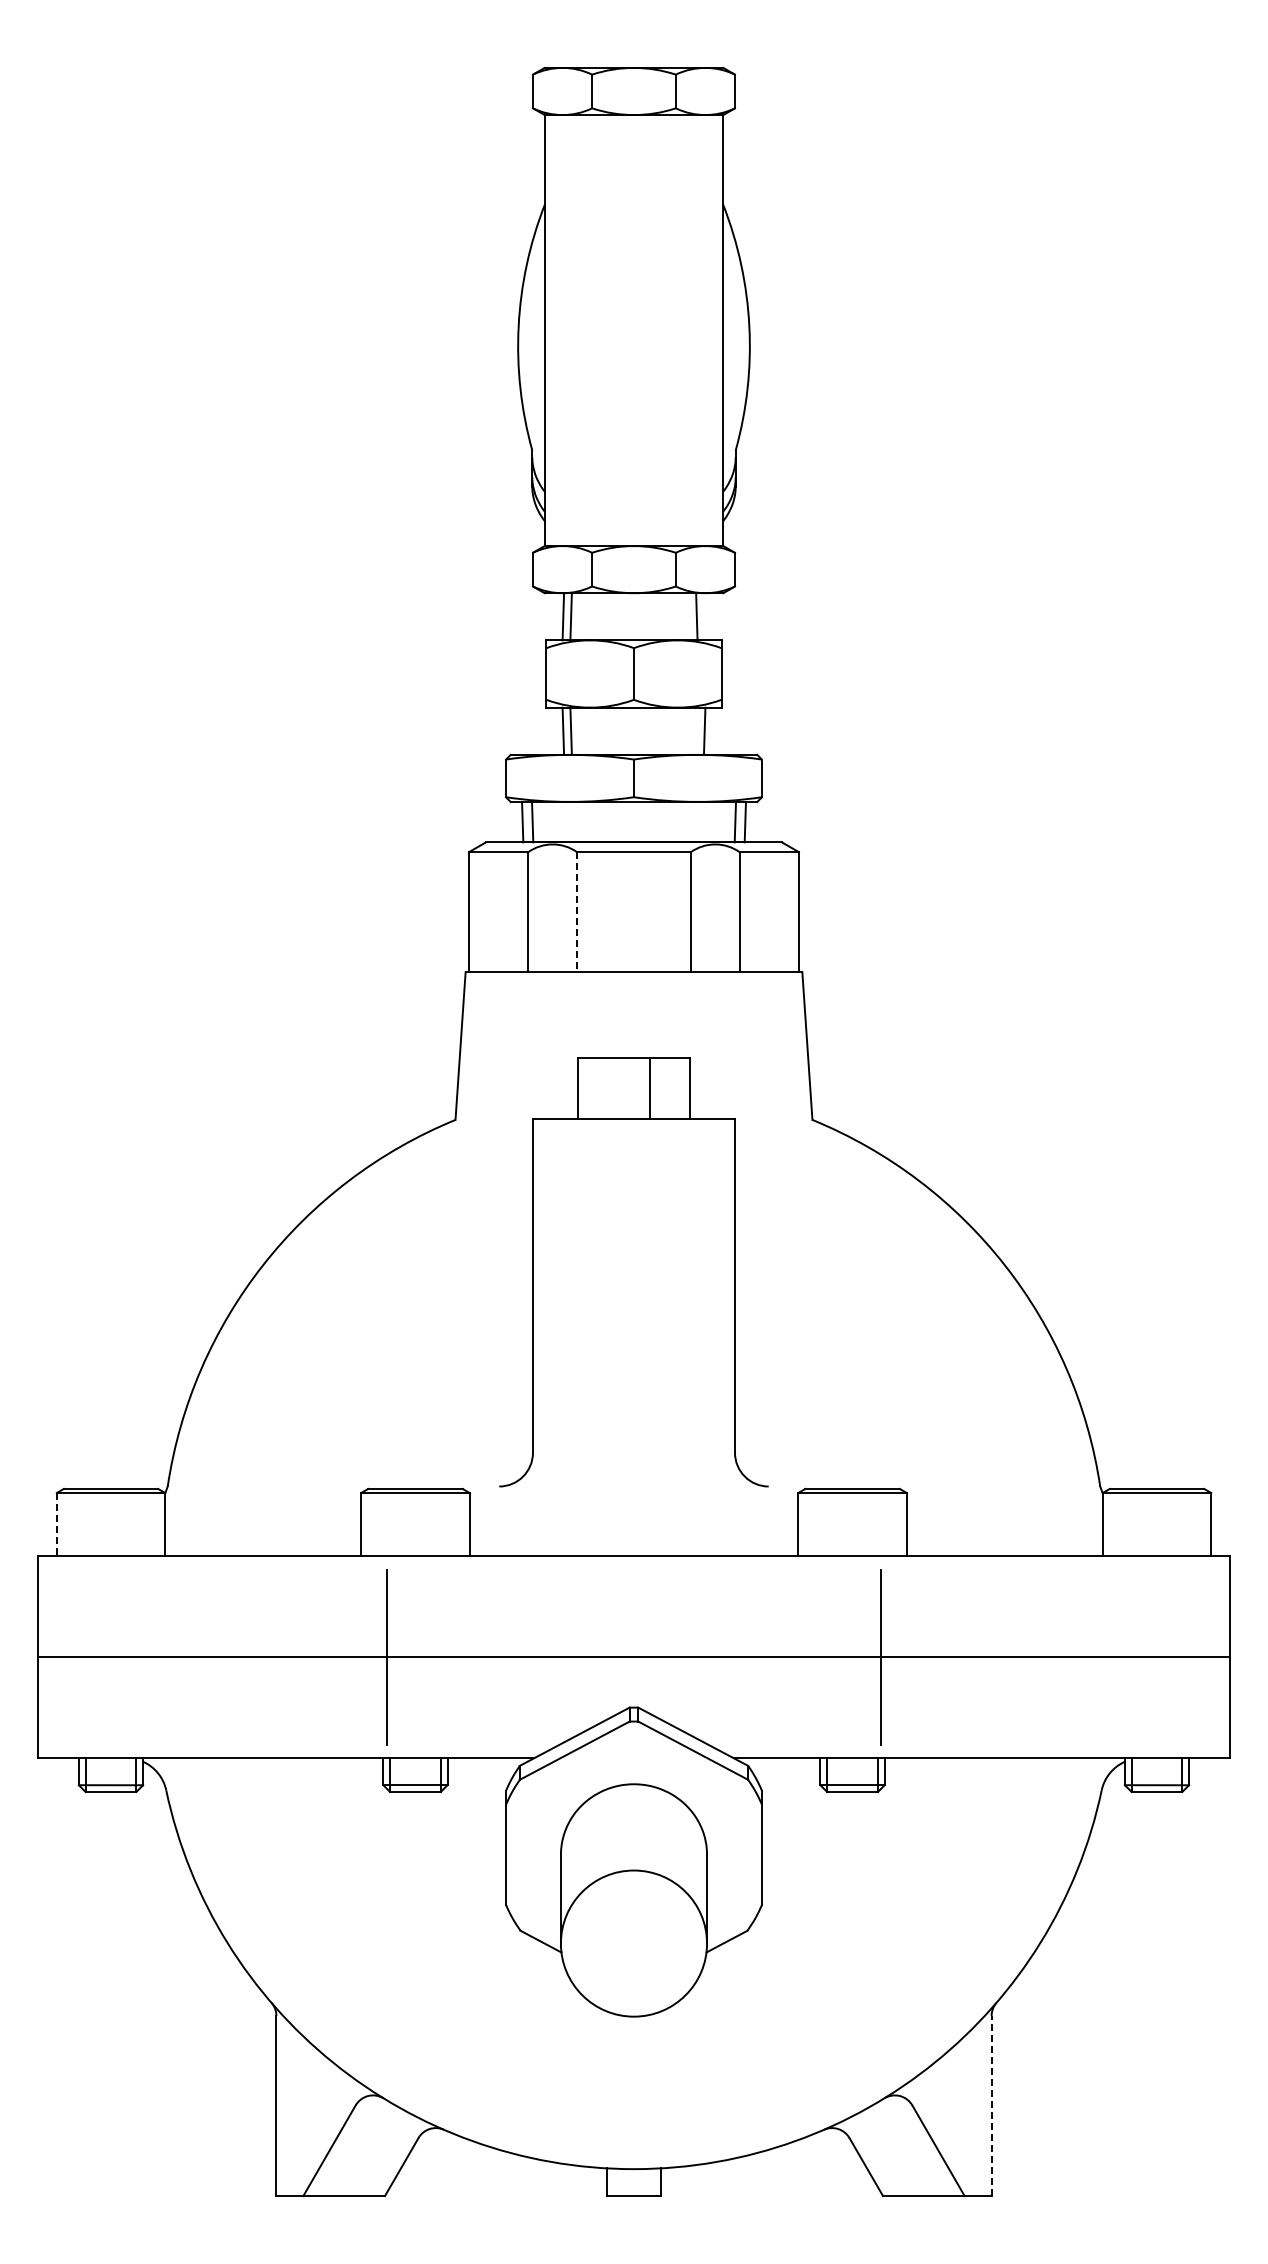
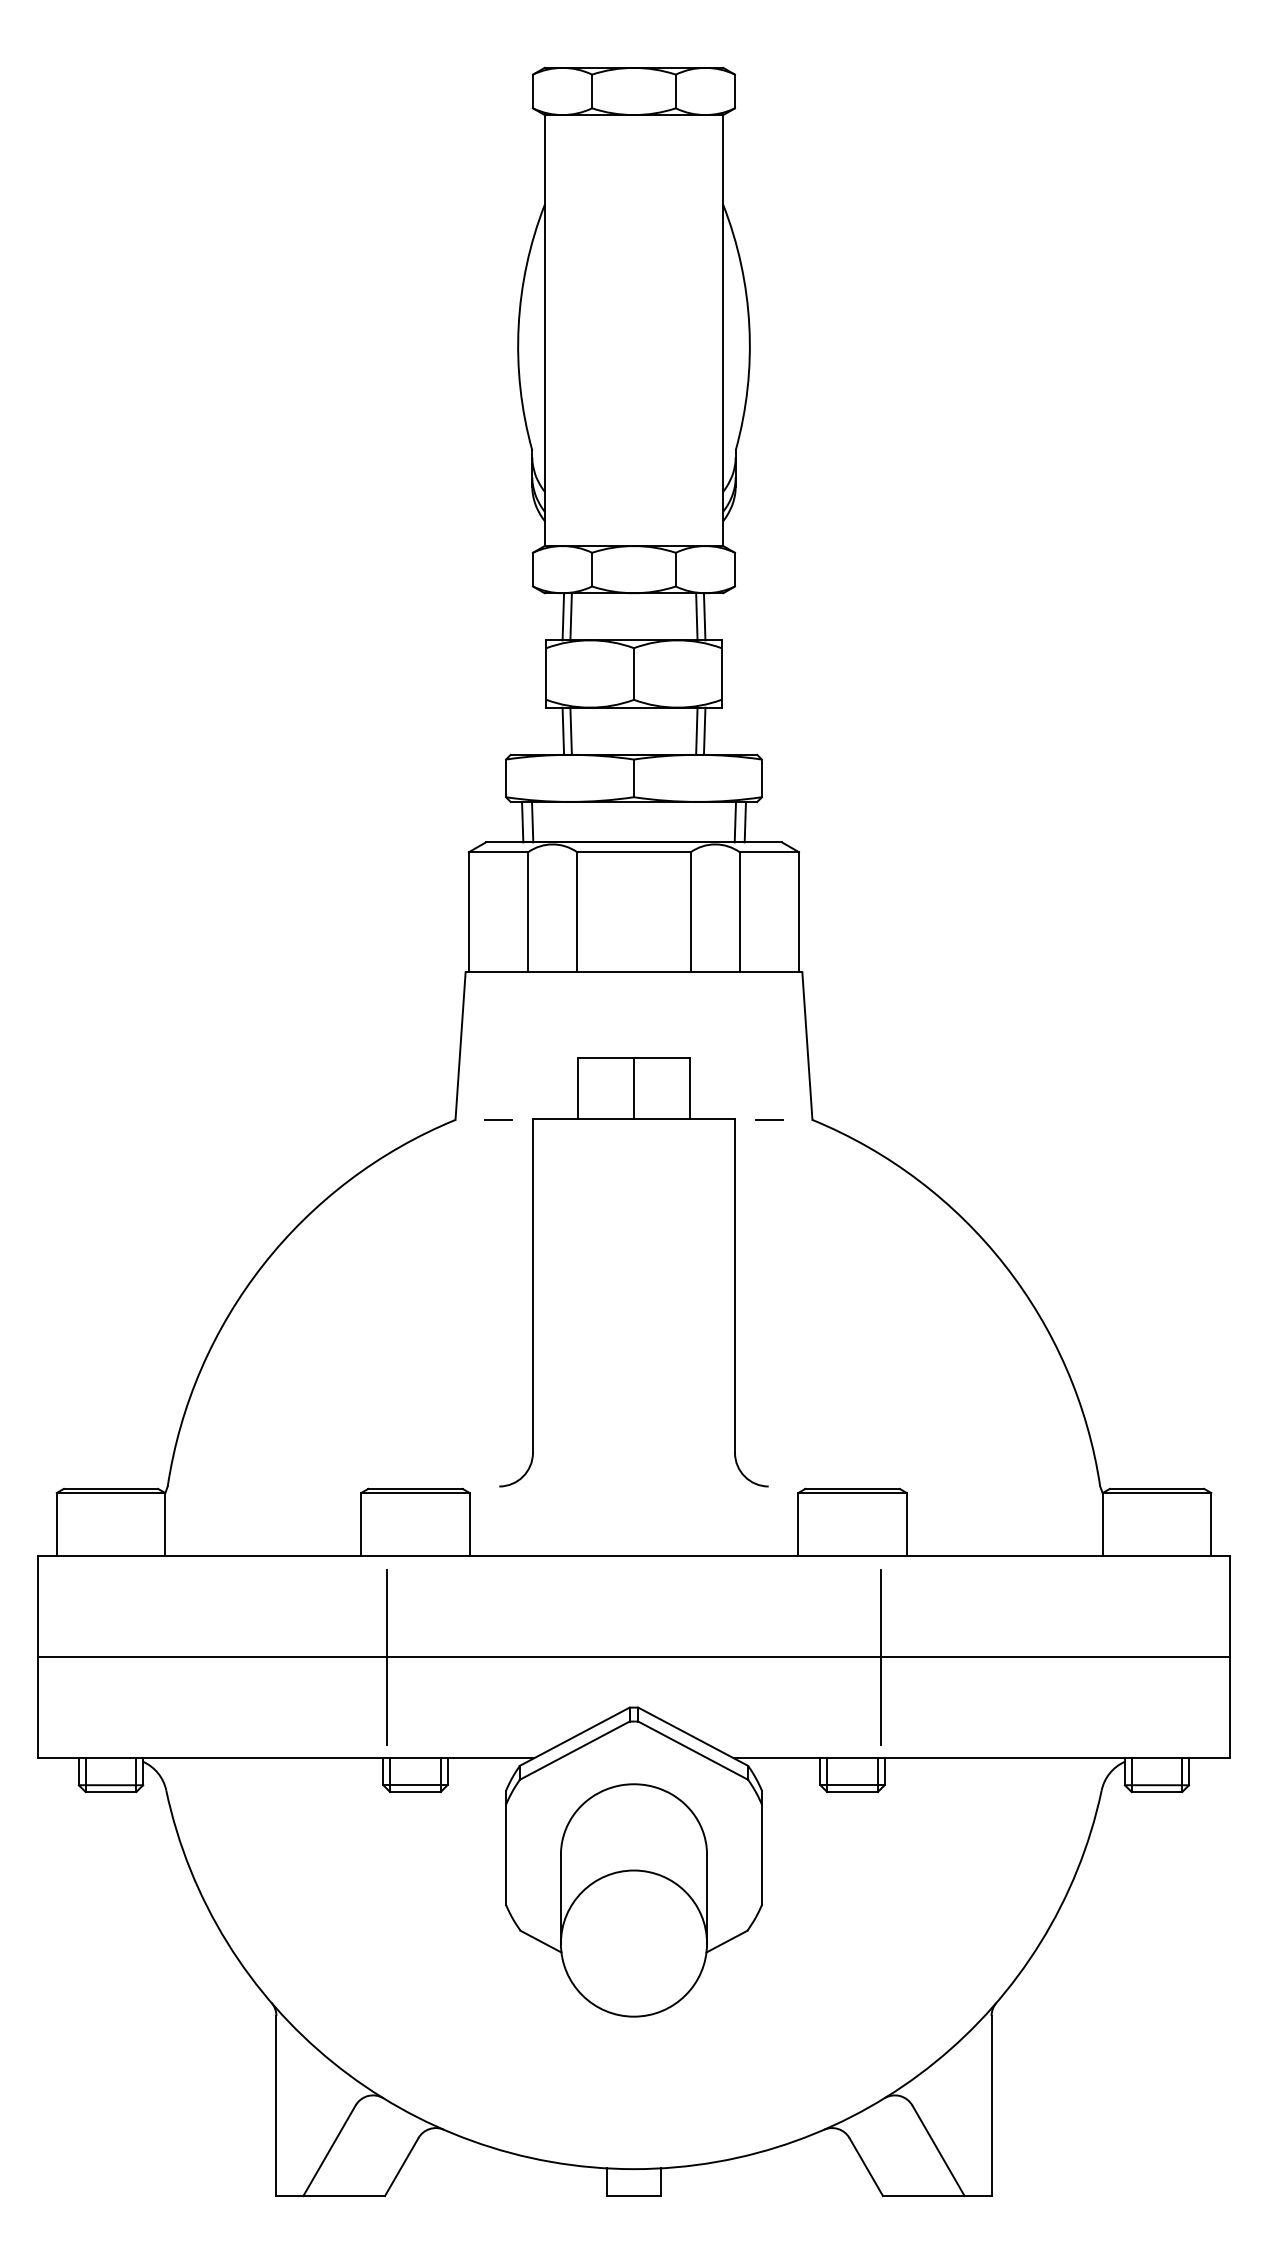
line: none -> present (704, 616)
line: none -> present (696, 730)
line: dashed -> solid (577, 912)
line position: (649, 1087) -> (633, 1087) (633, 1087)
line: none -> present (498, 1119)
line: none -> present (769, 1119)
line: dashed -> solid (56, 1524)
line: dashed -> solid (991, 2105)
